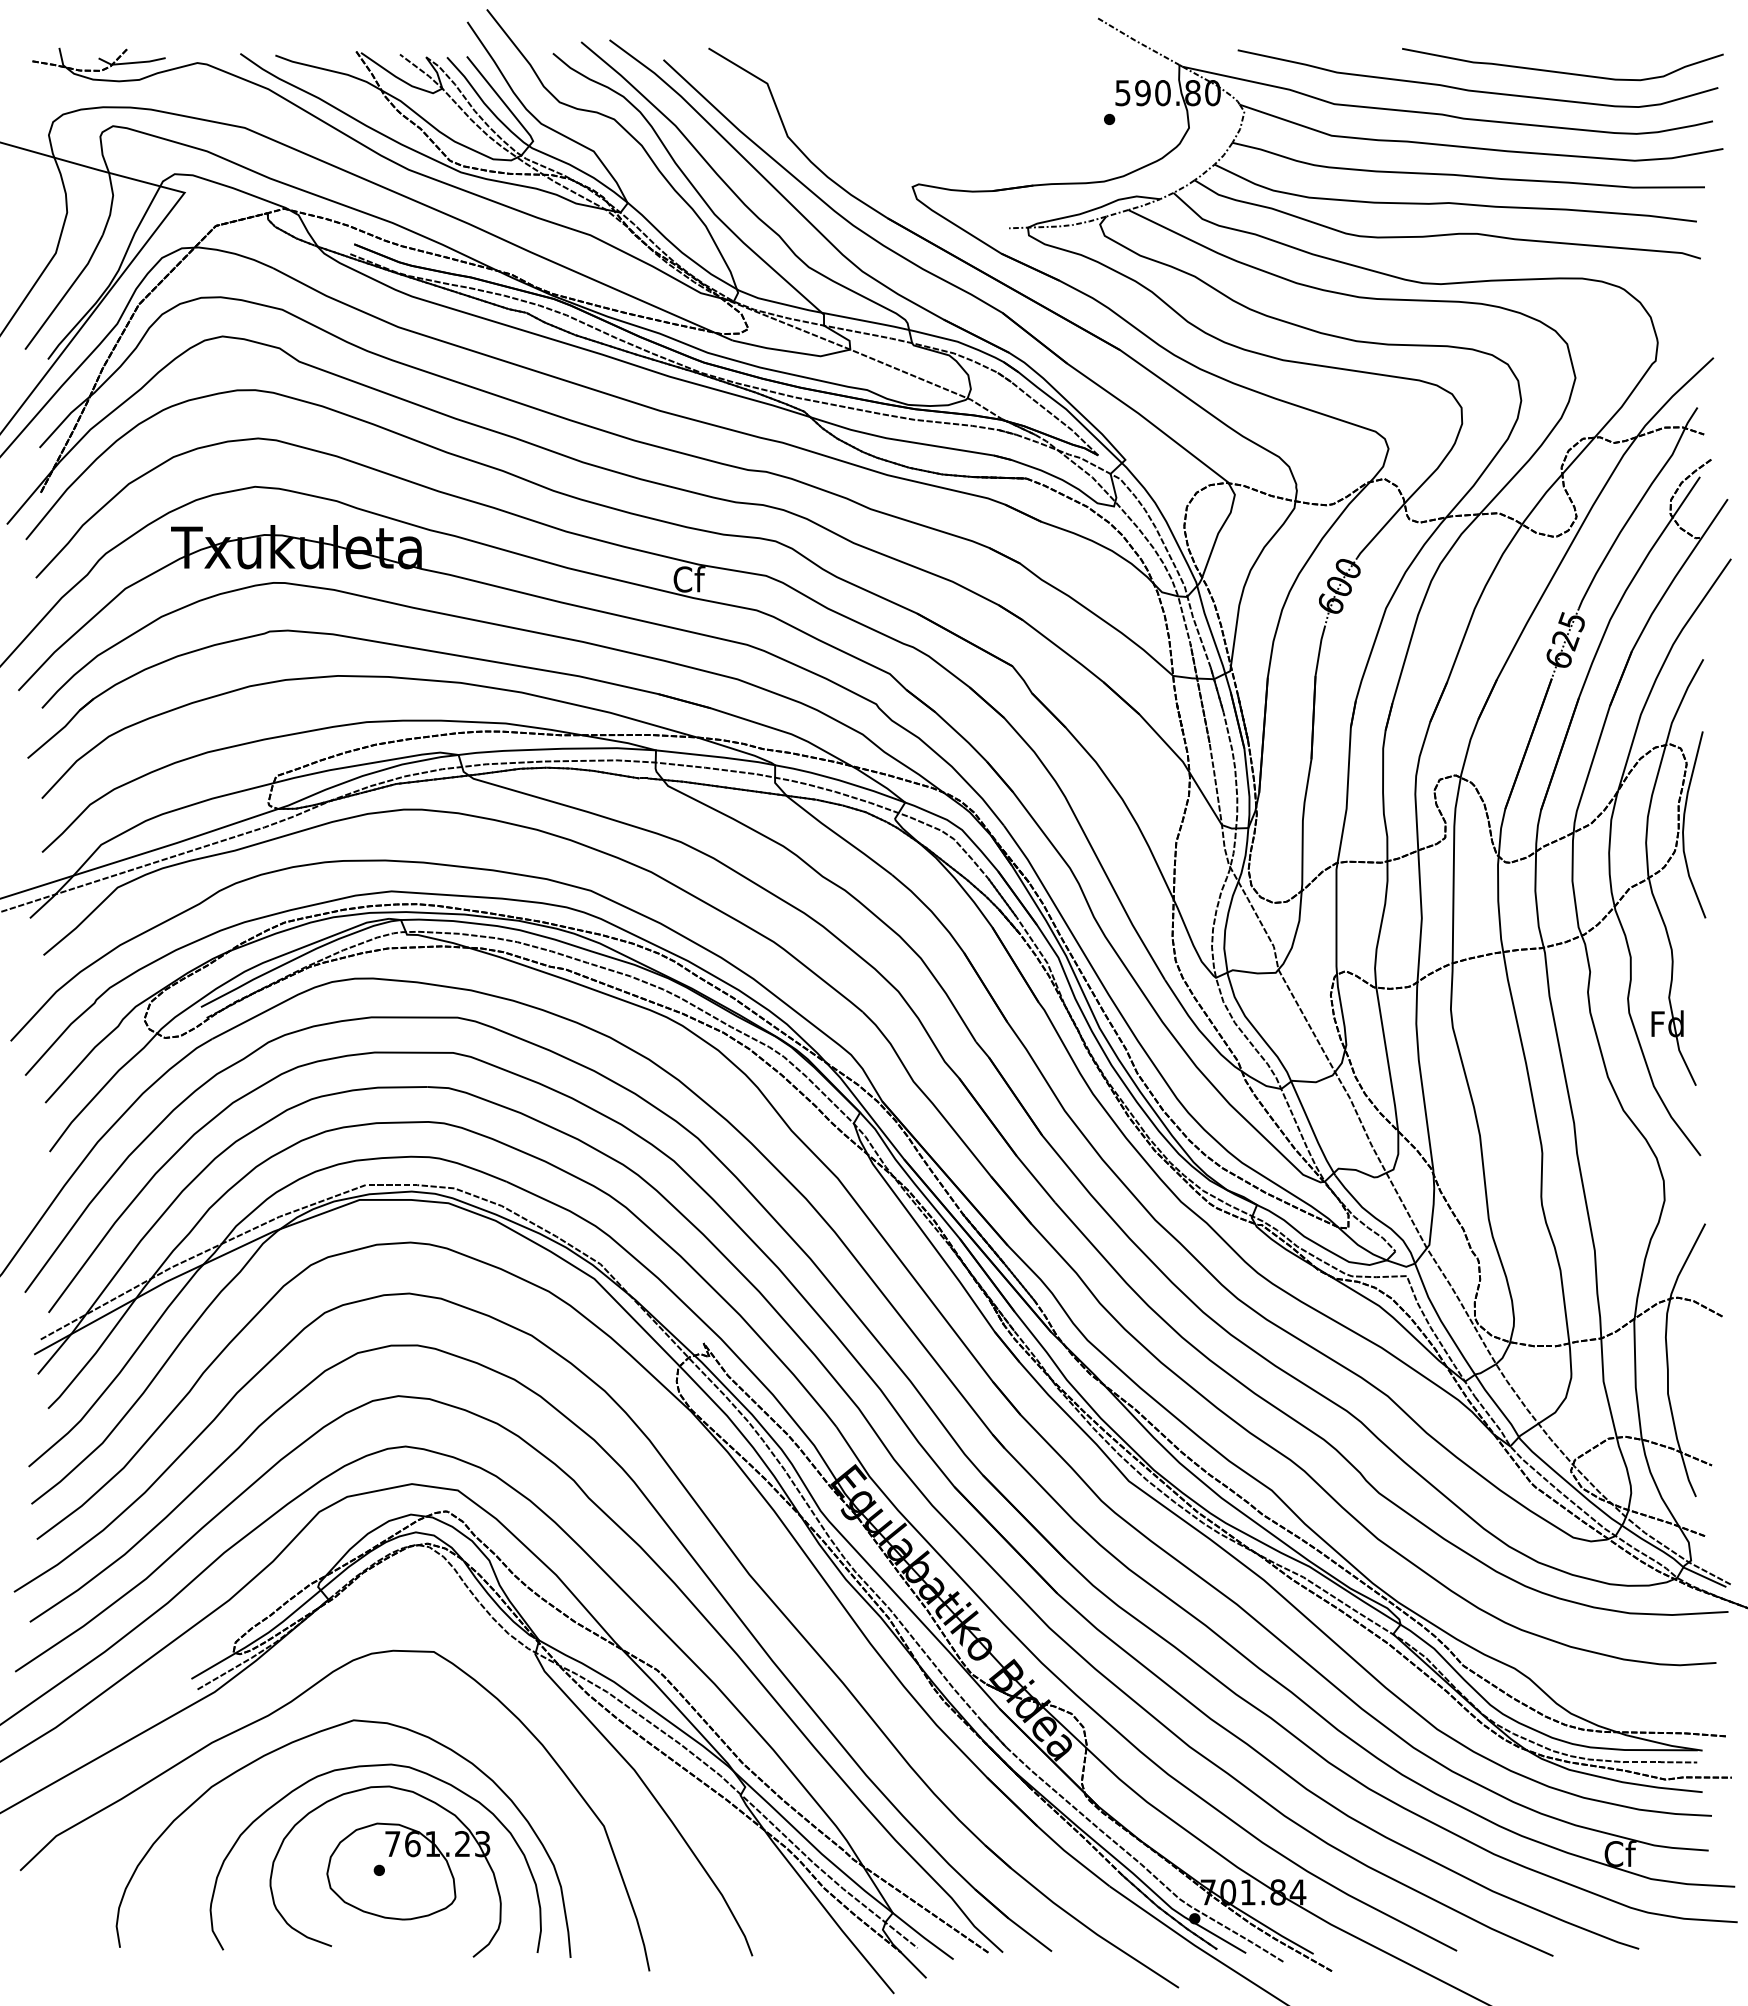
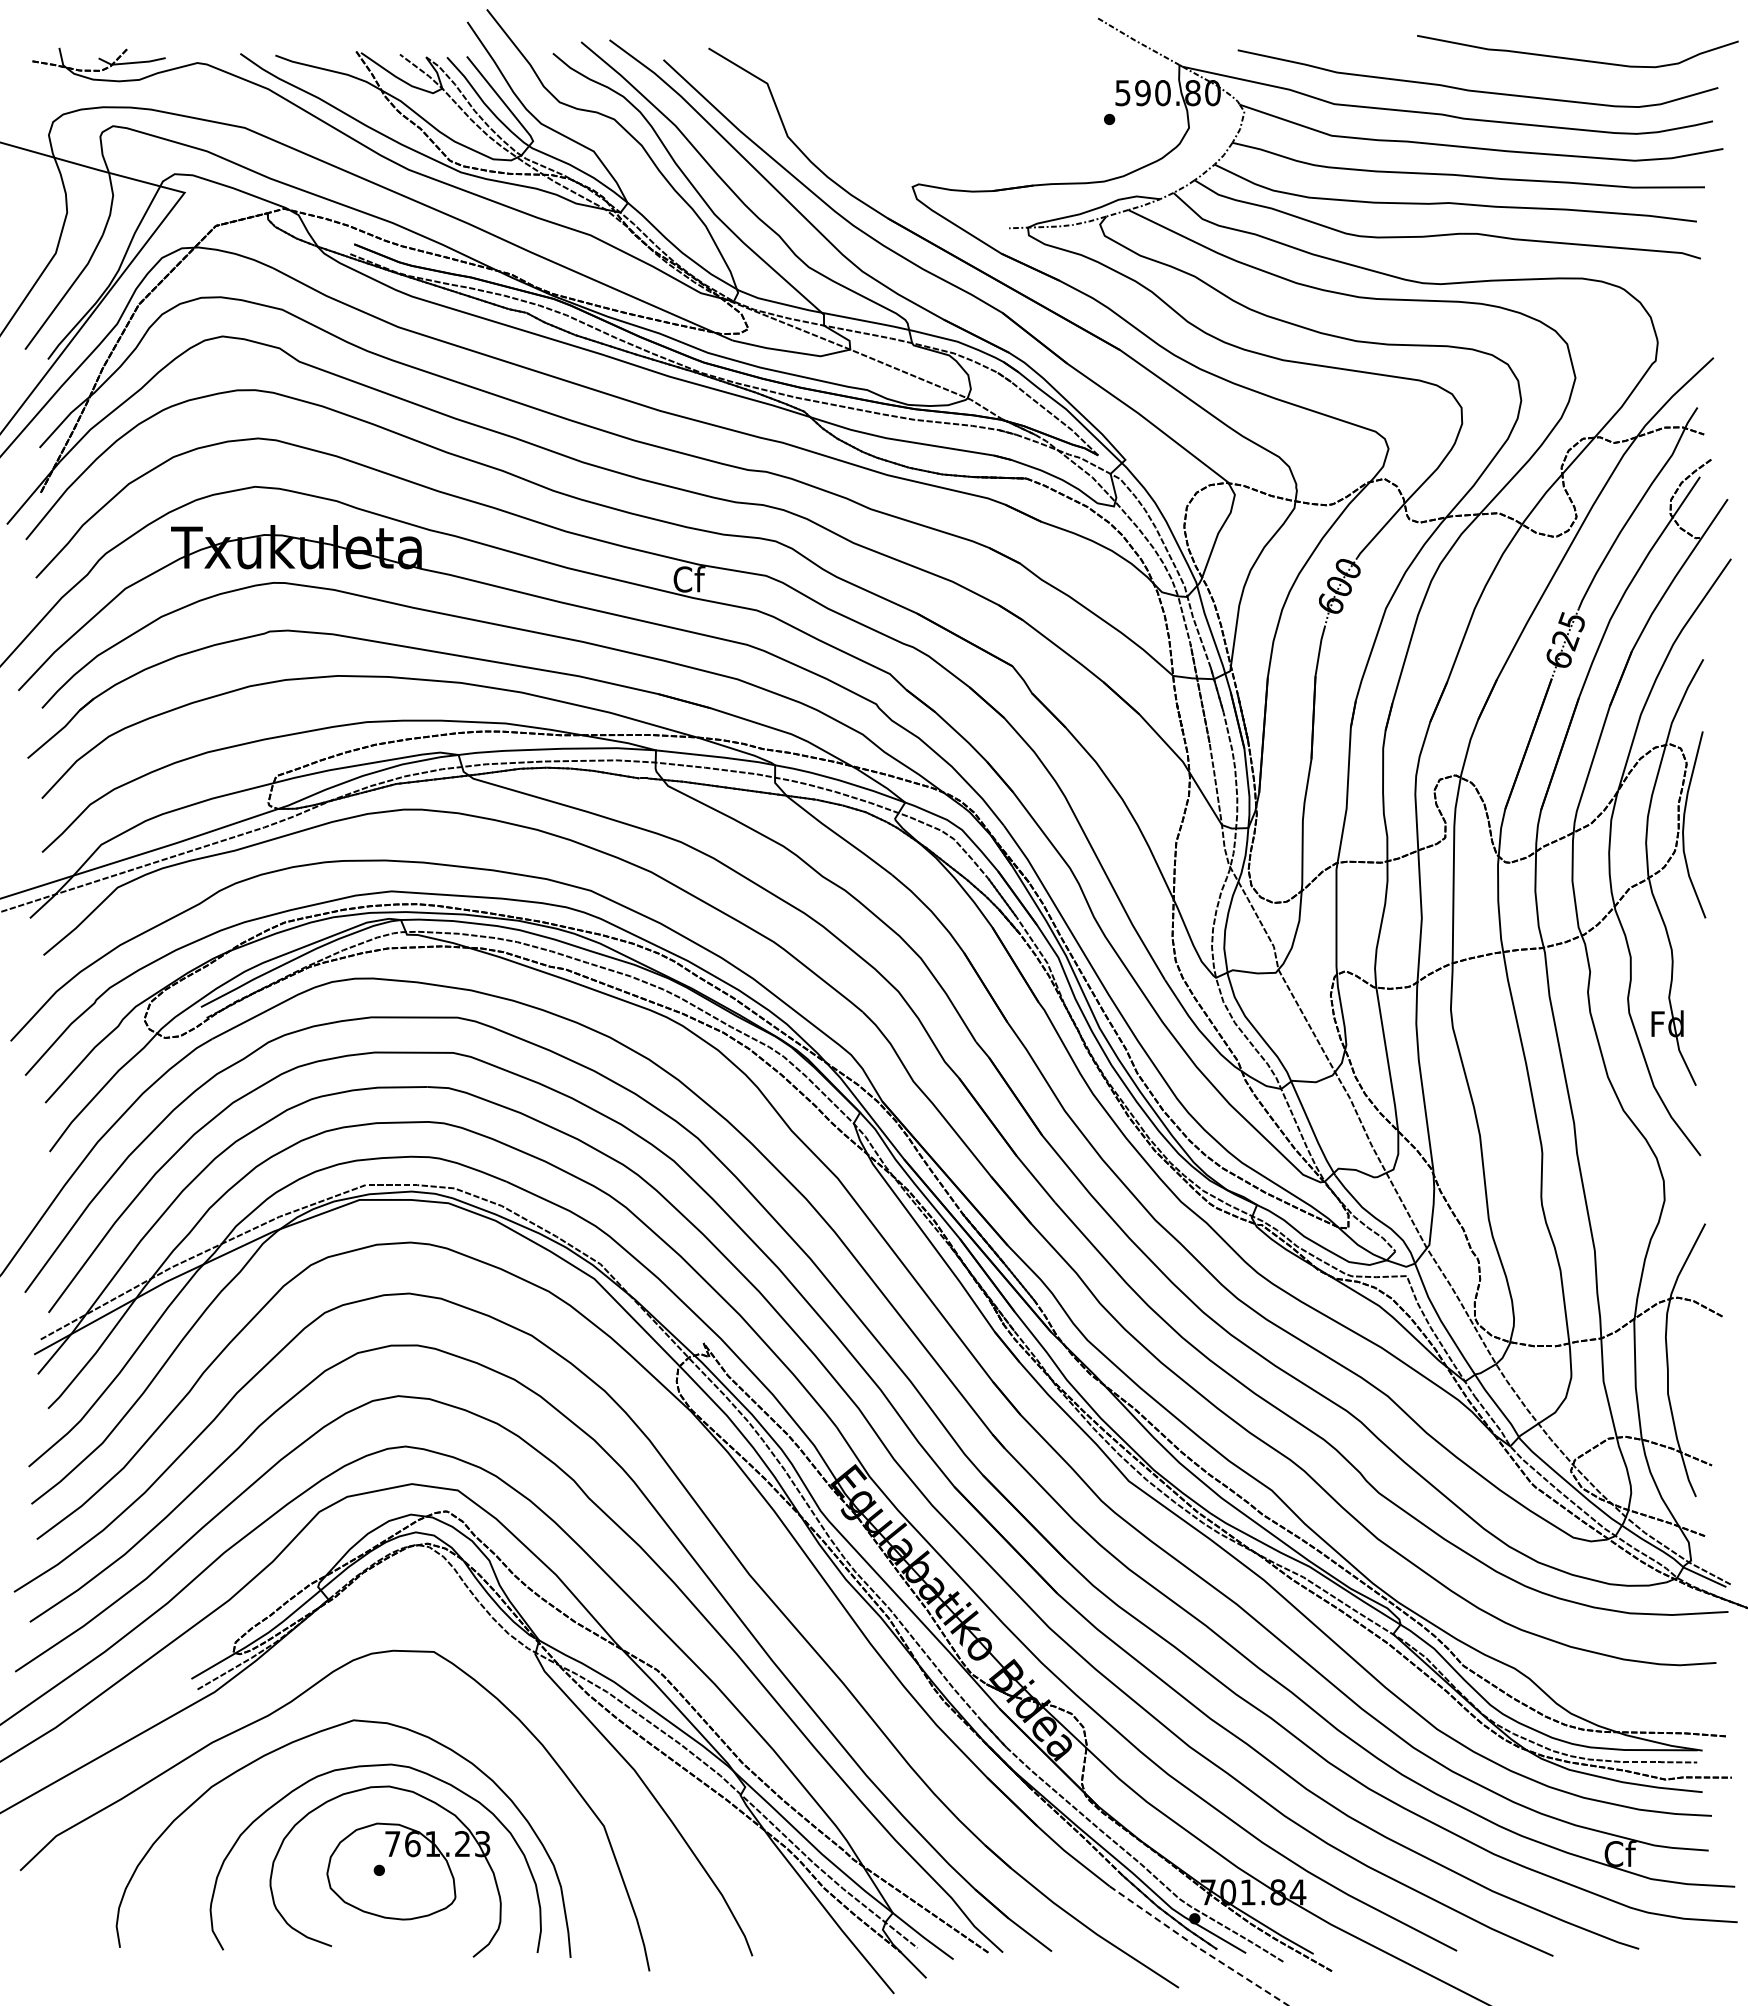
curve position: (1562, 71) -> (1577, 58) (1577, 58)
line: solid -> dashed (1198, 1947)
